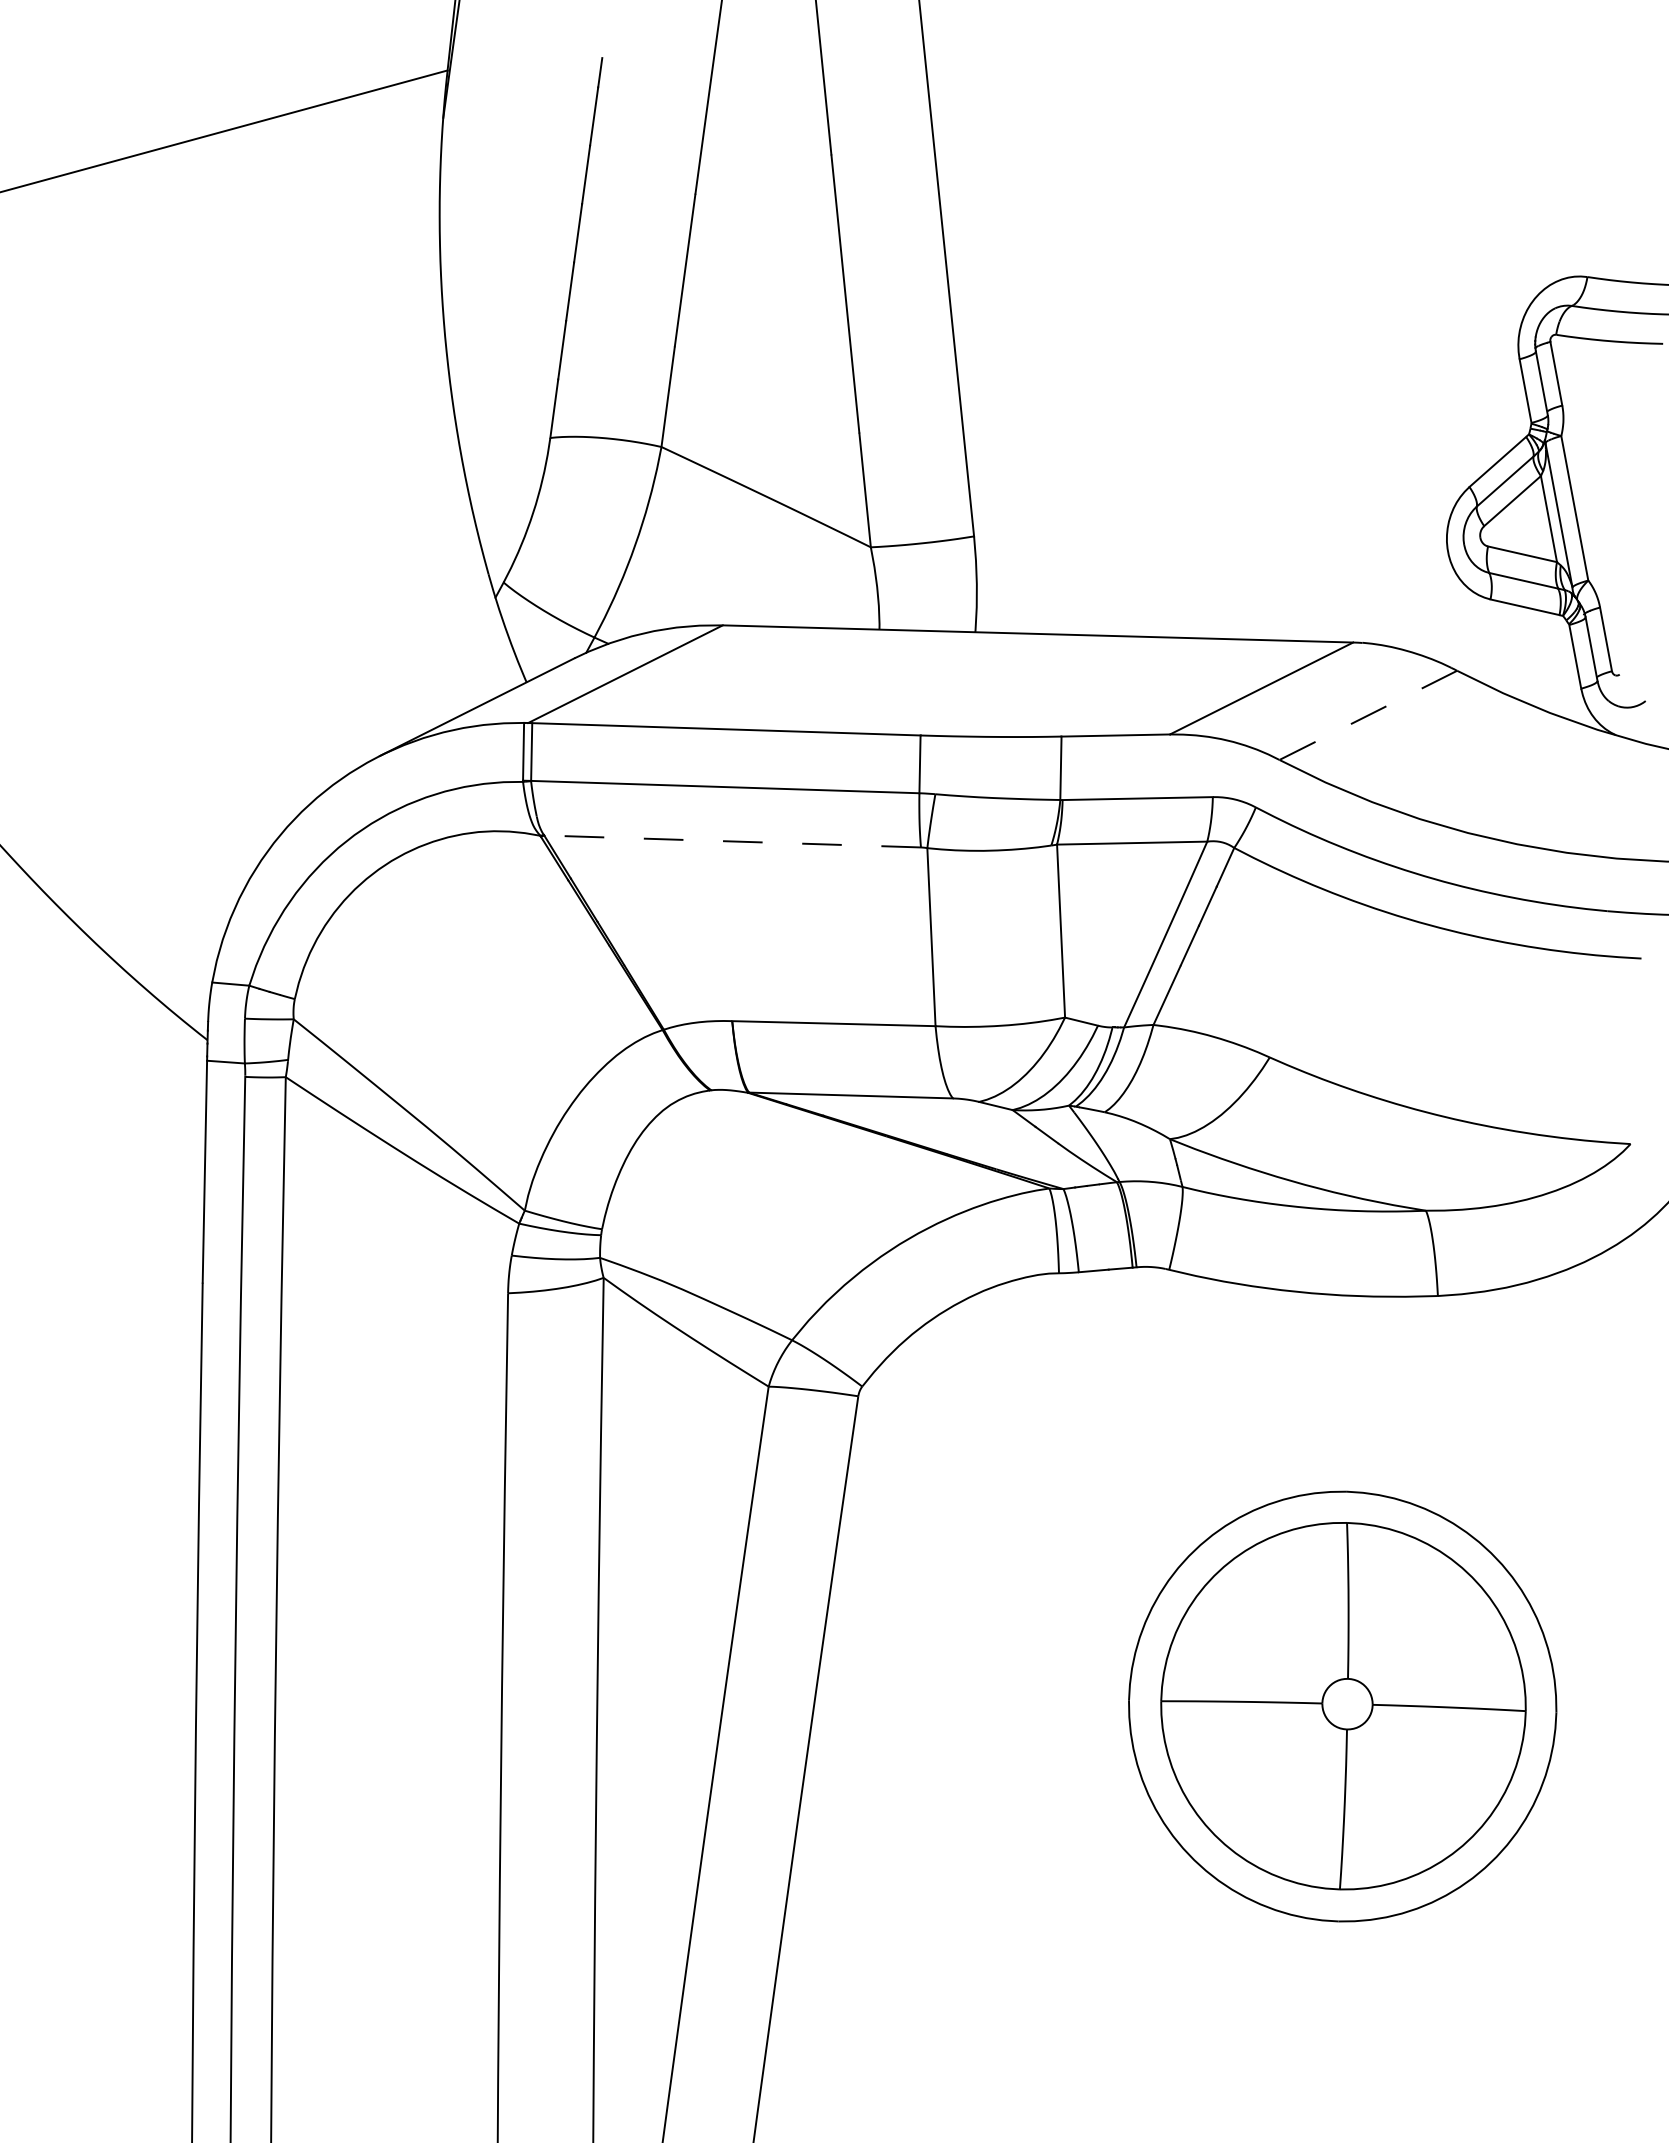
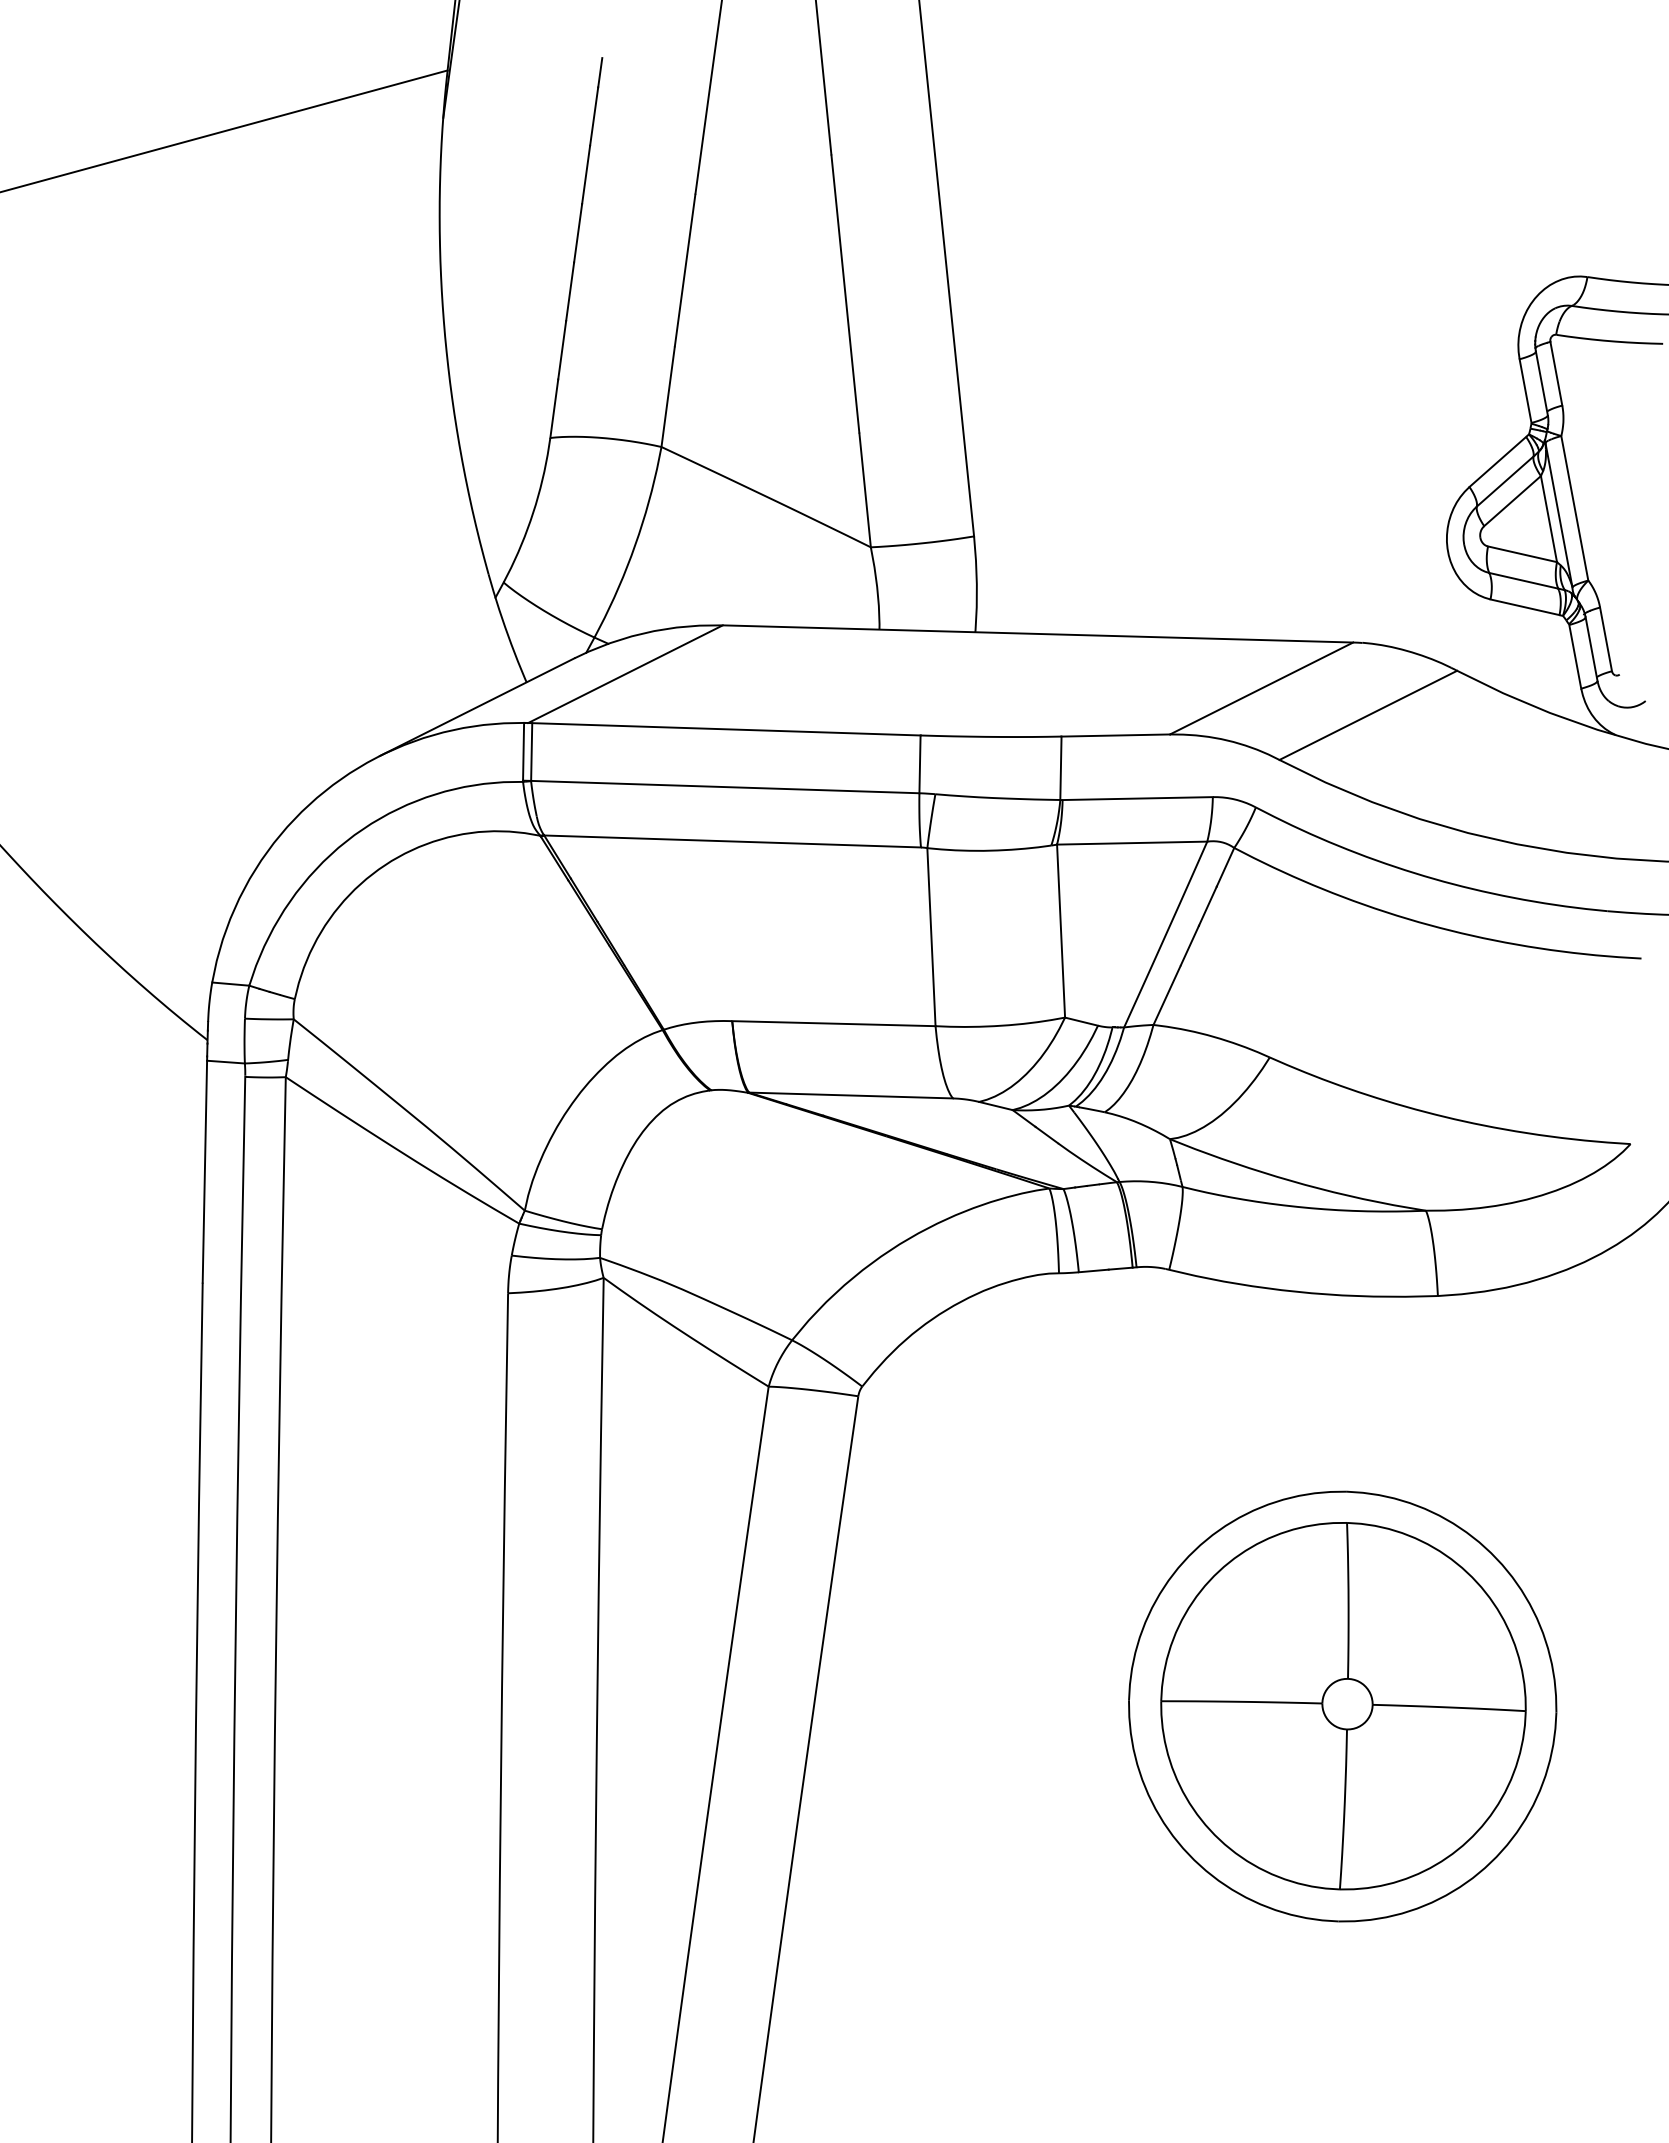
line: dashed -> solid (1367, 715)
line: dashed -> solid (732, 841)
